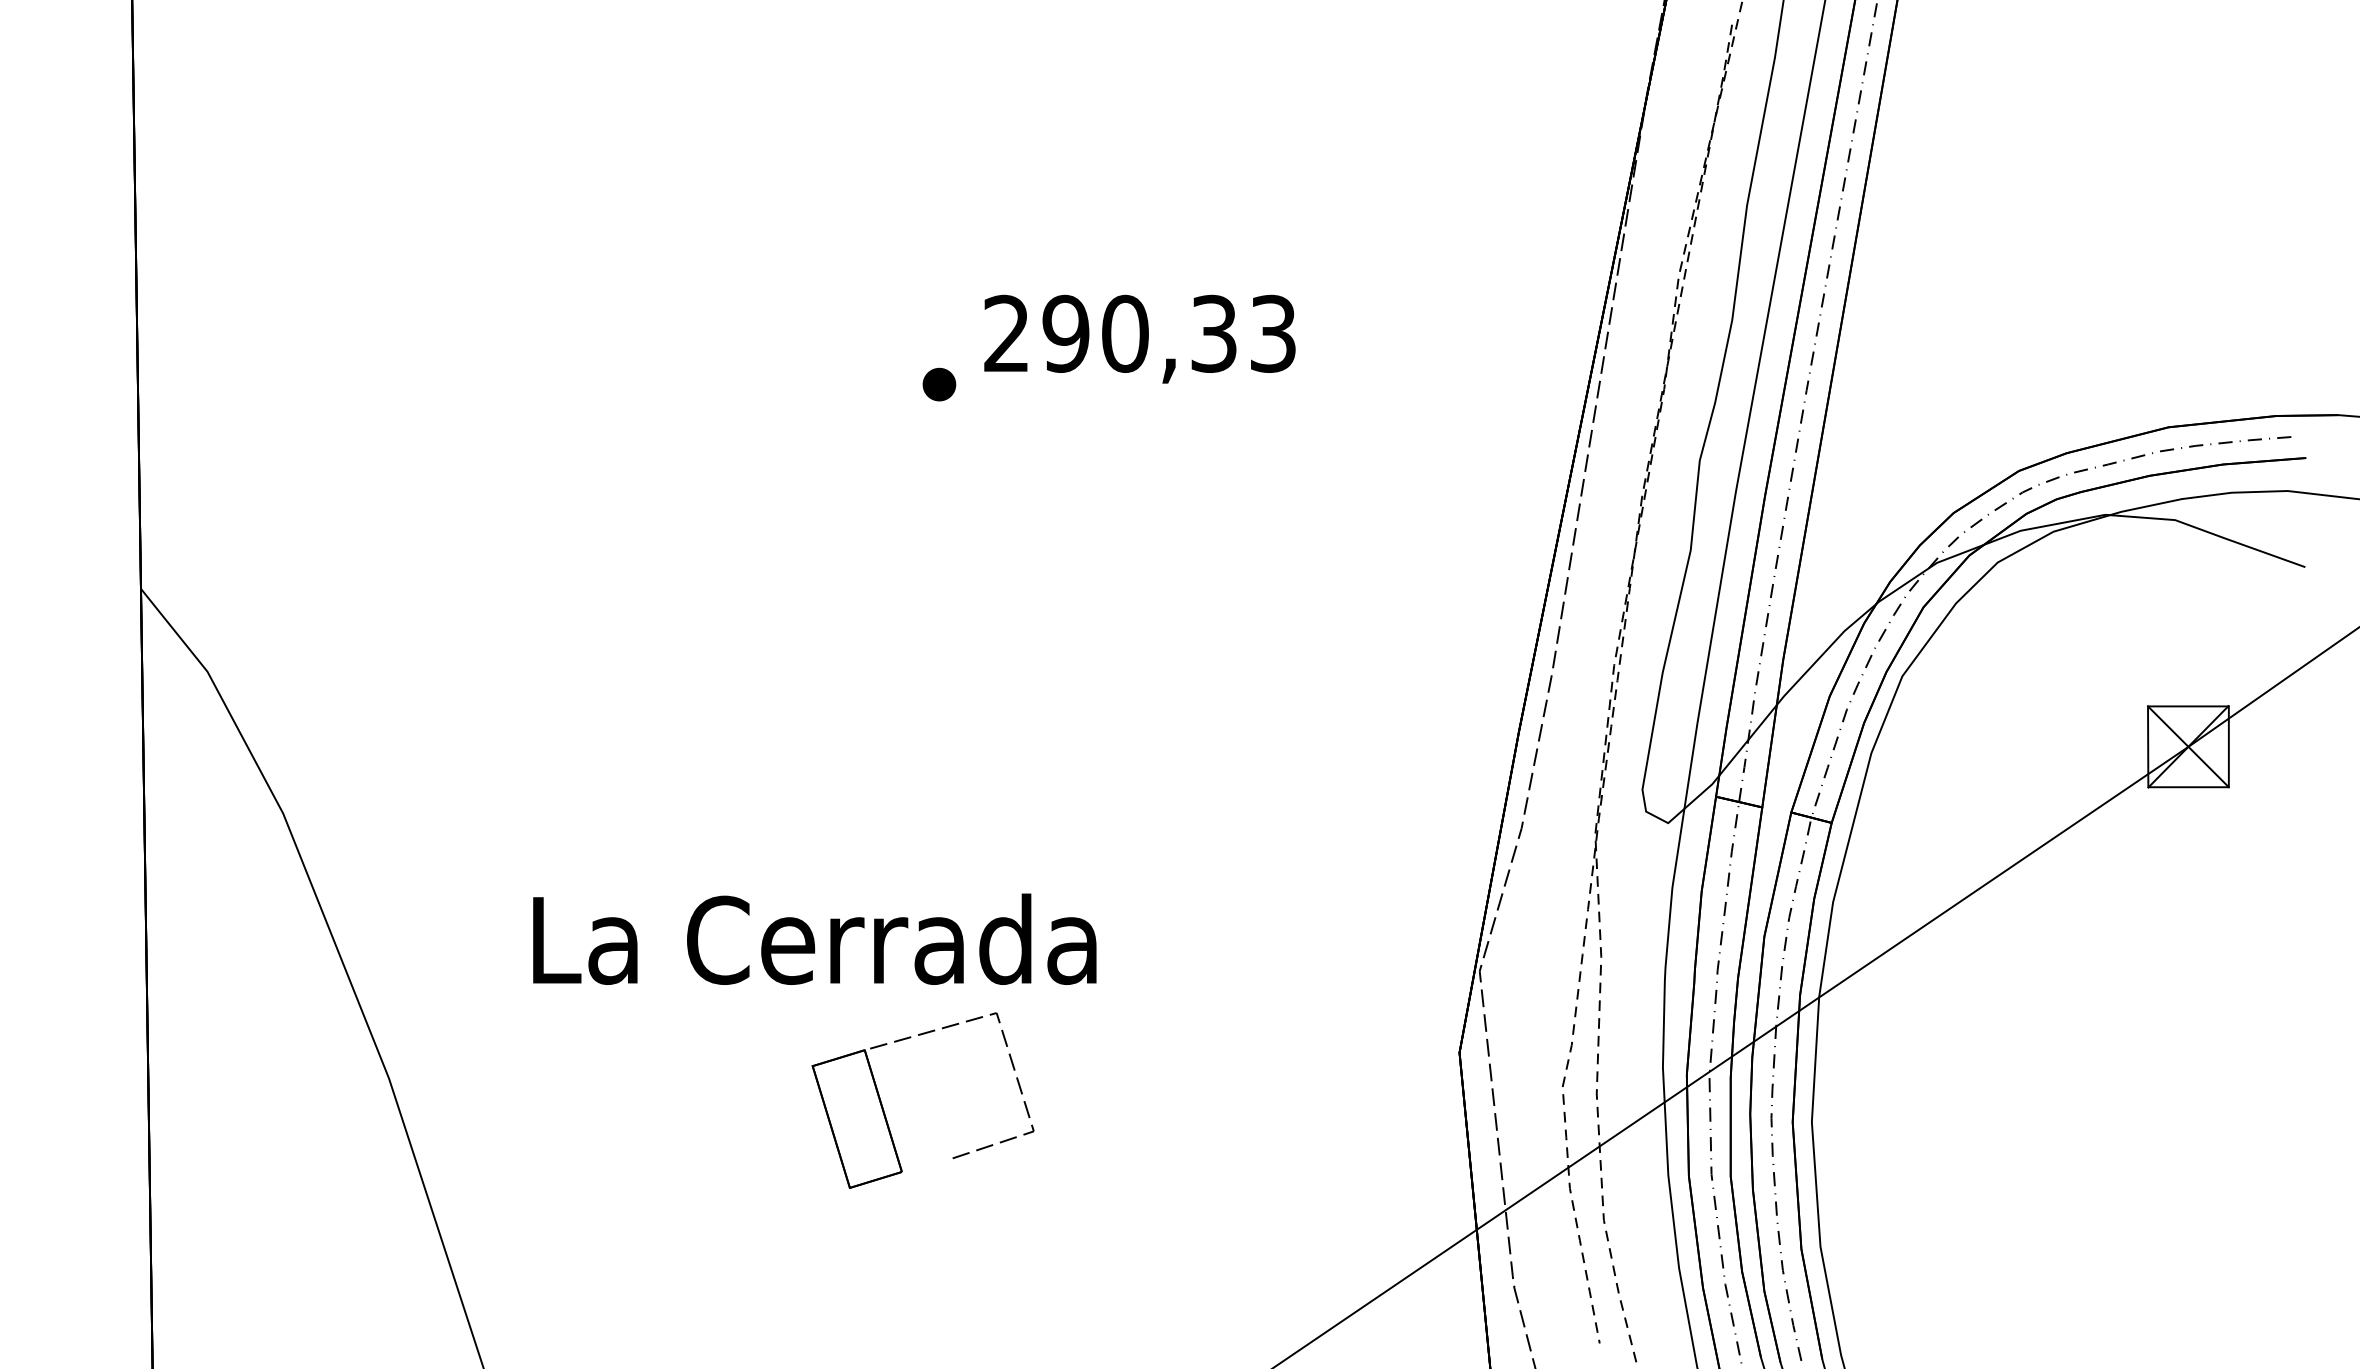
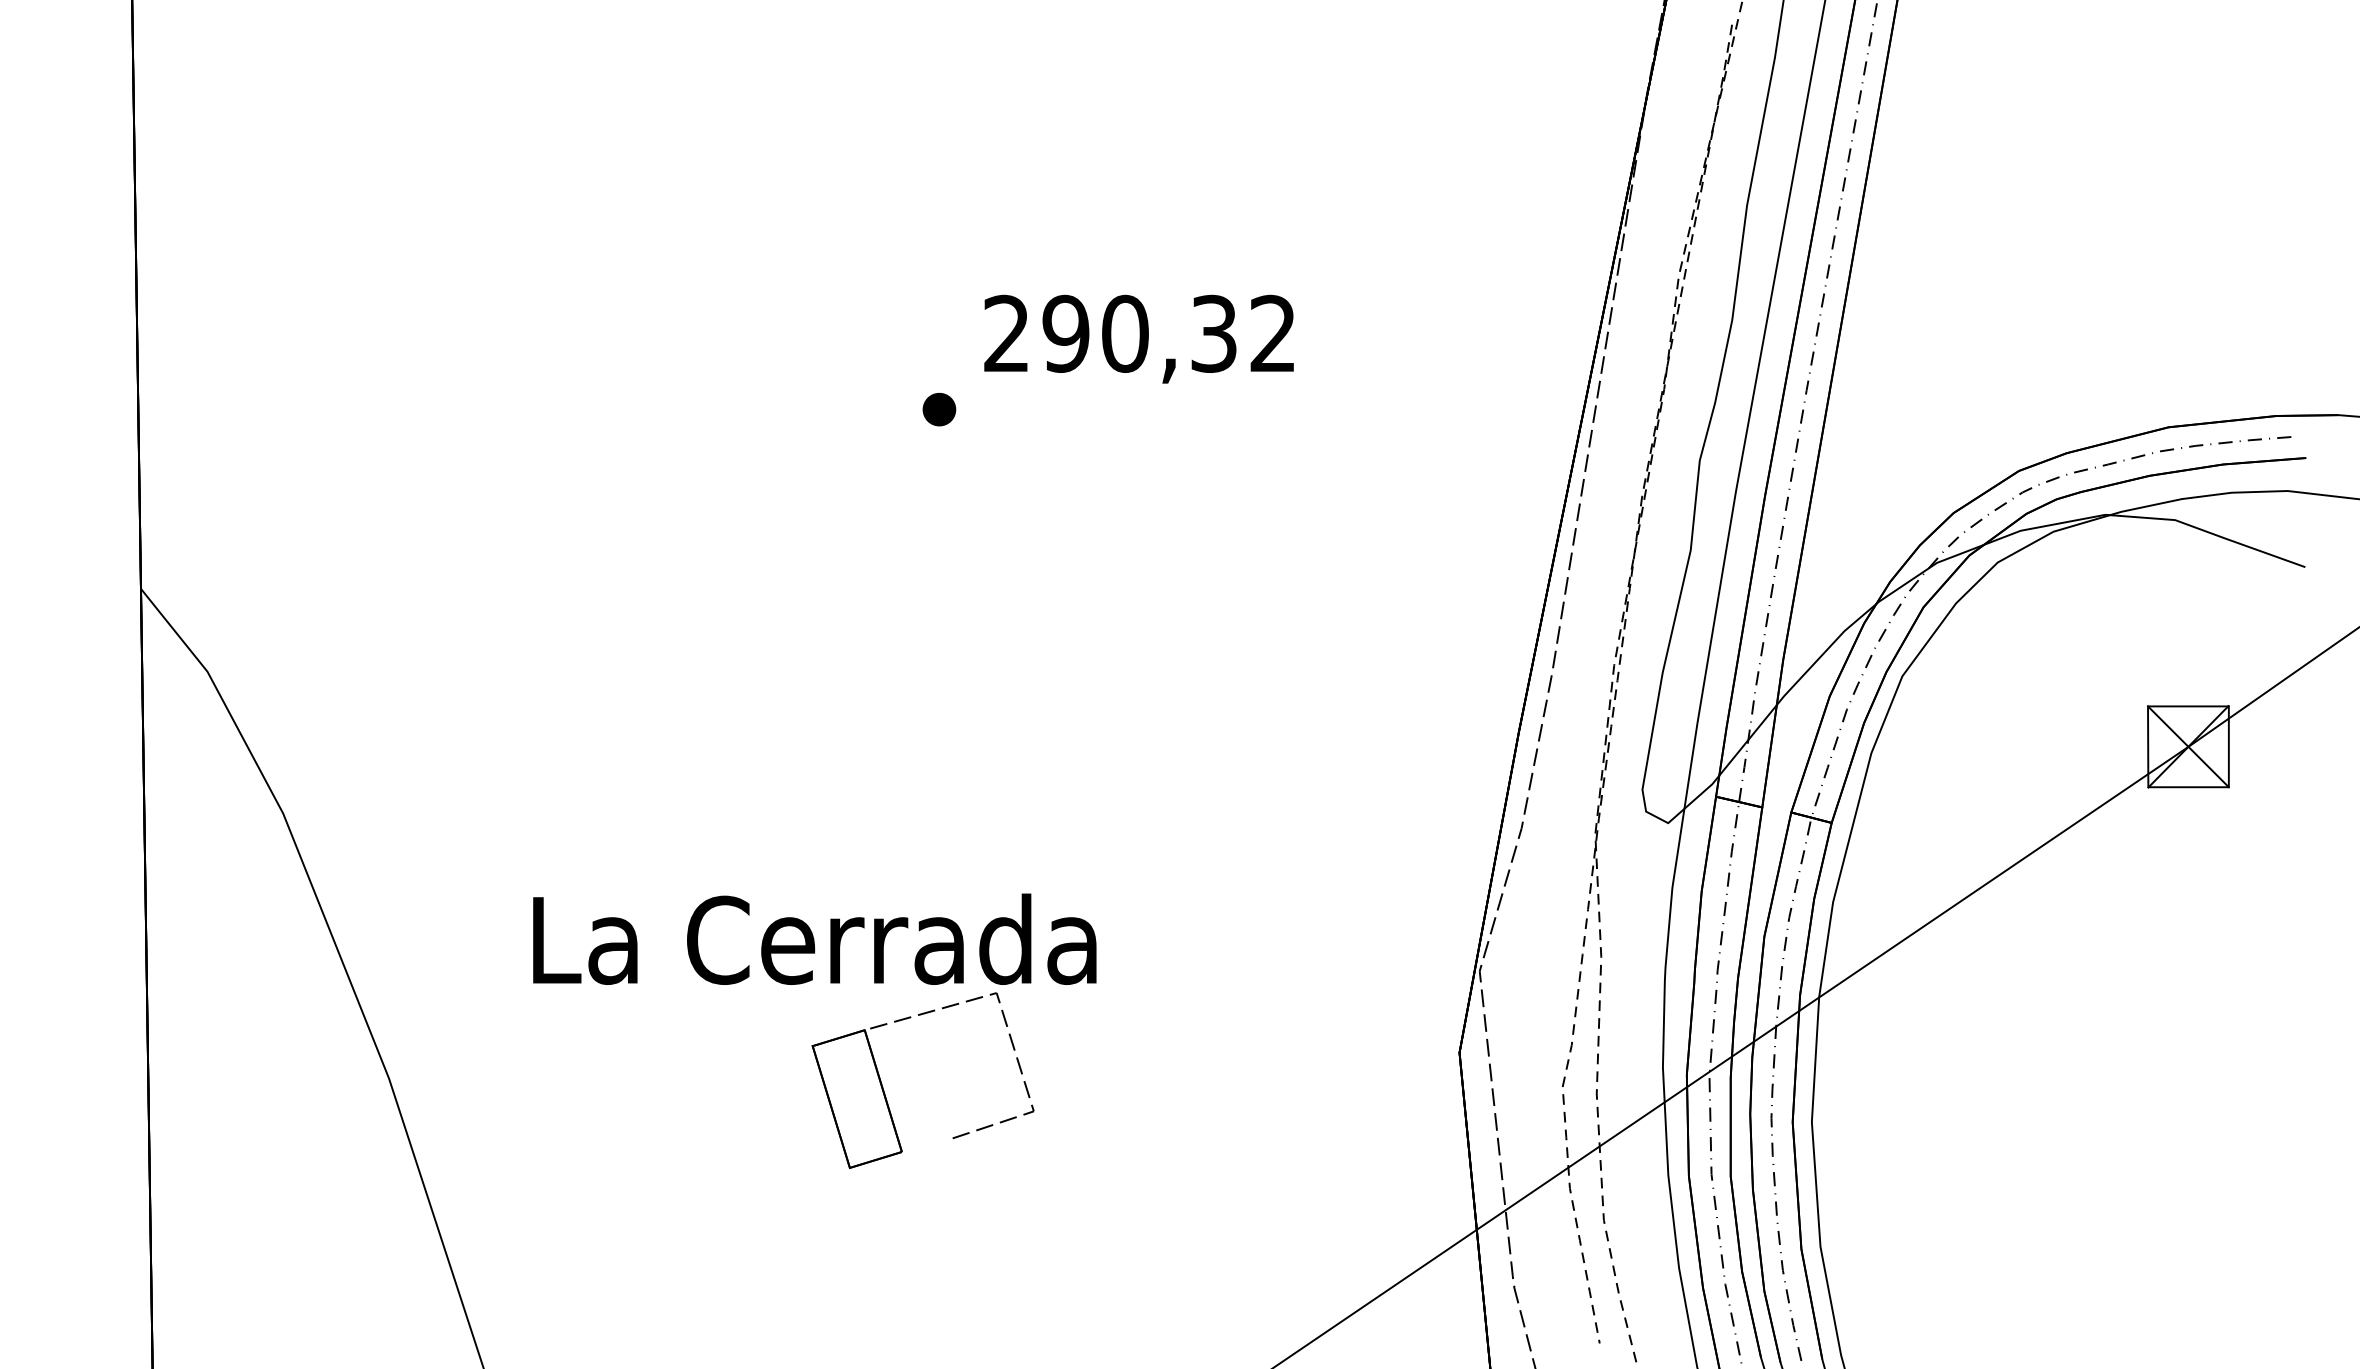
text: 290,33 -> 290,32 (1272, 333)
part position: (939, 384) -> (939, 409) (939, 409)
part position: (885, 1113) -> (885, 1093) (885, 1093)
